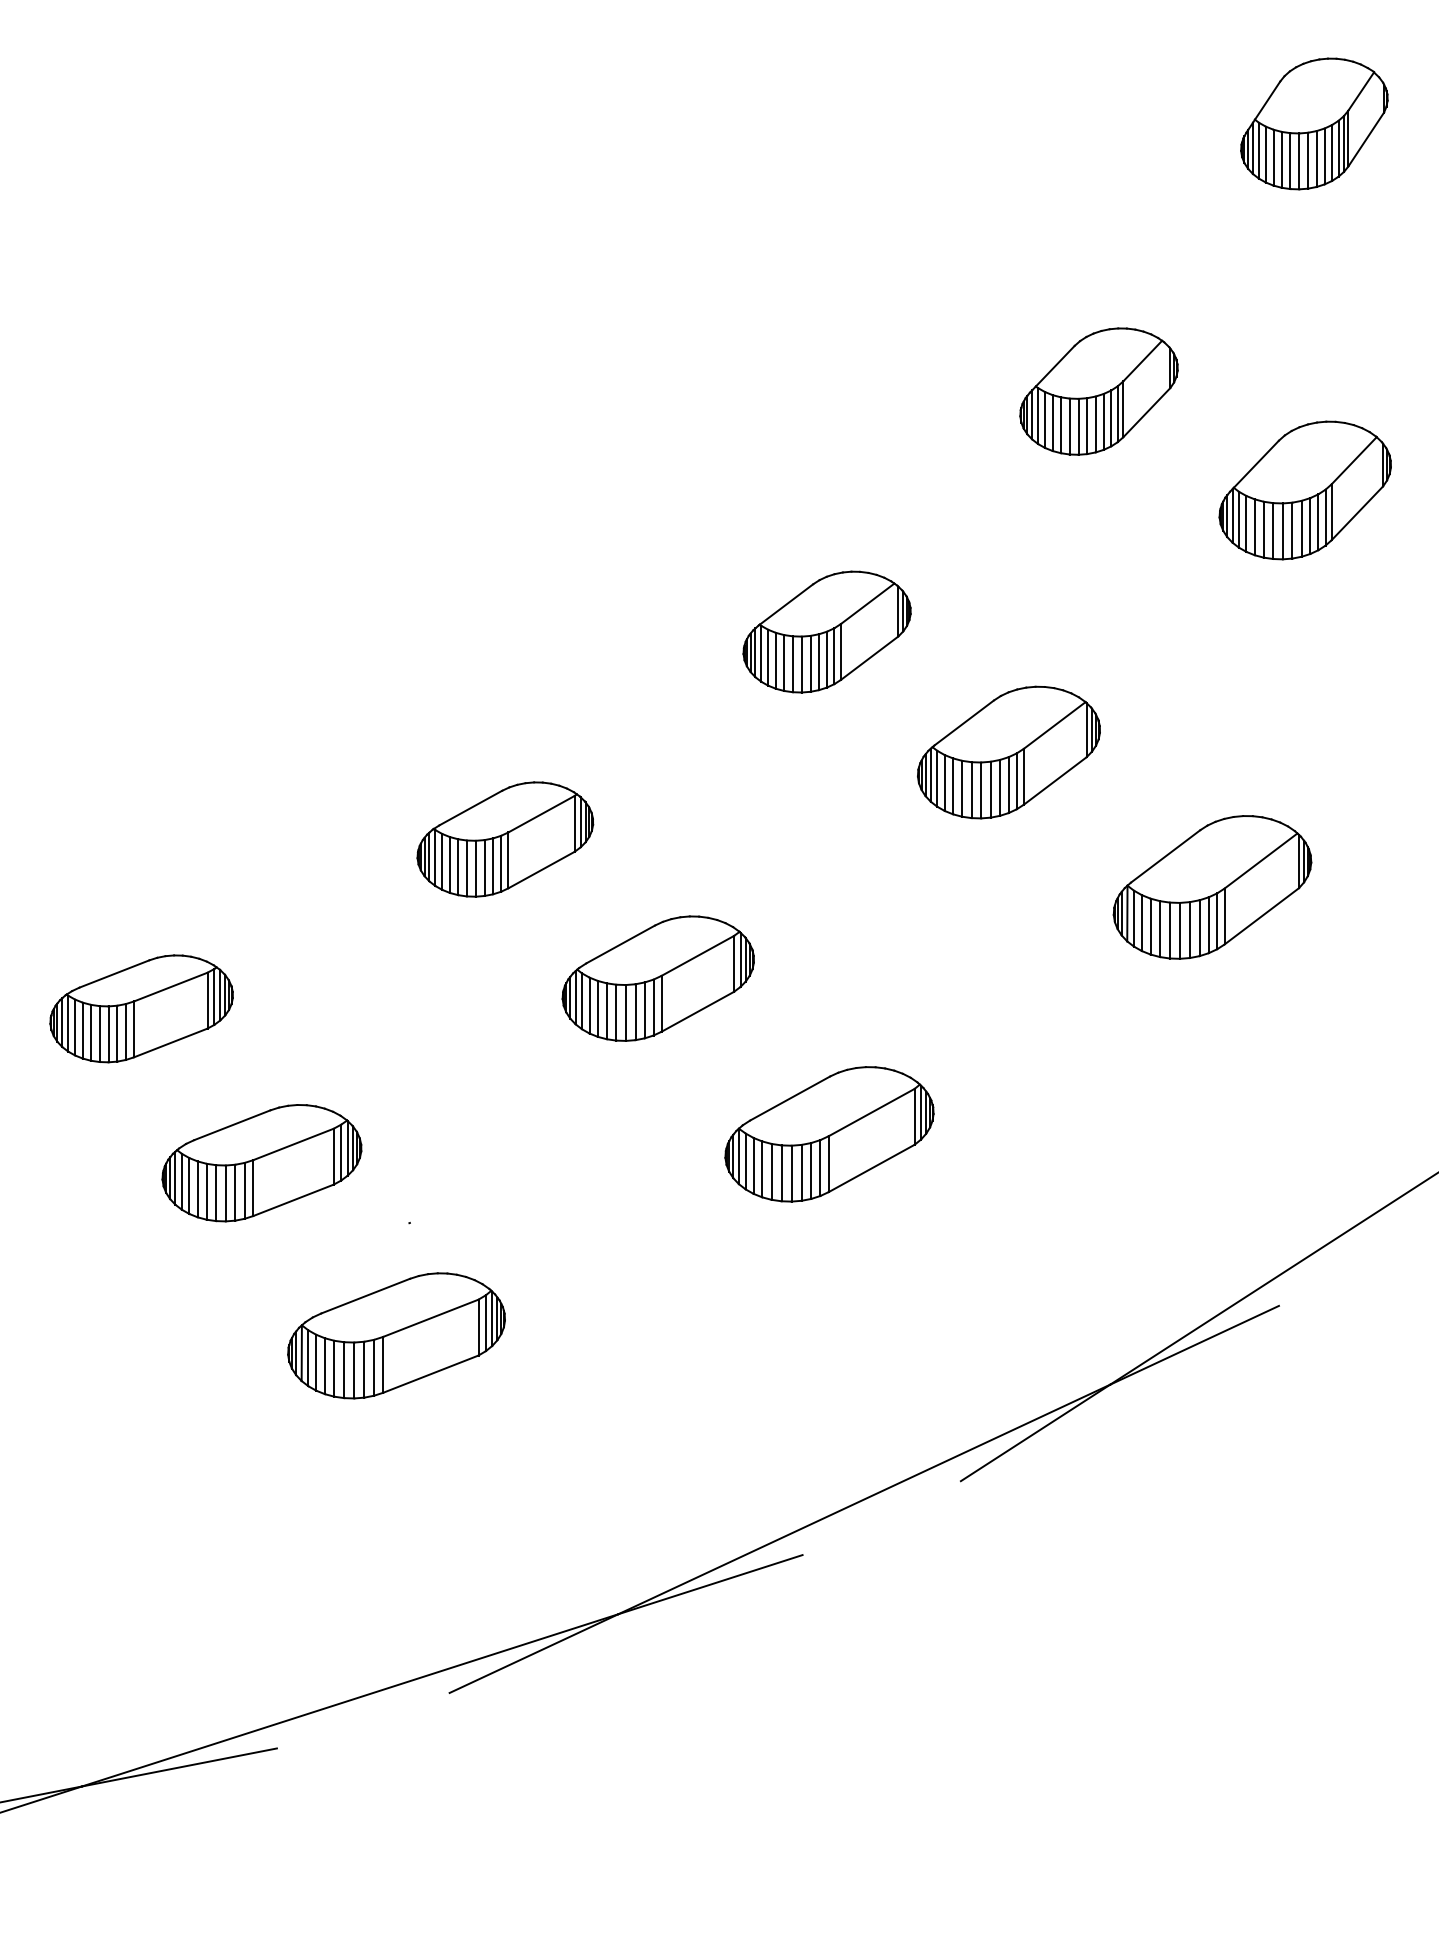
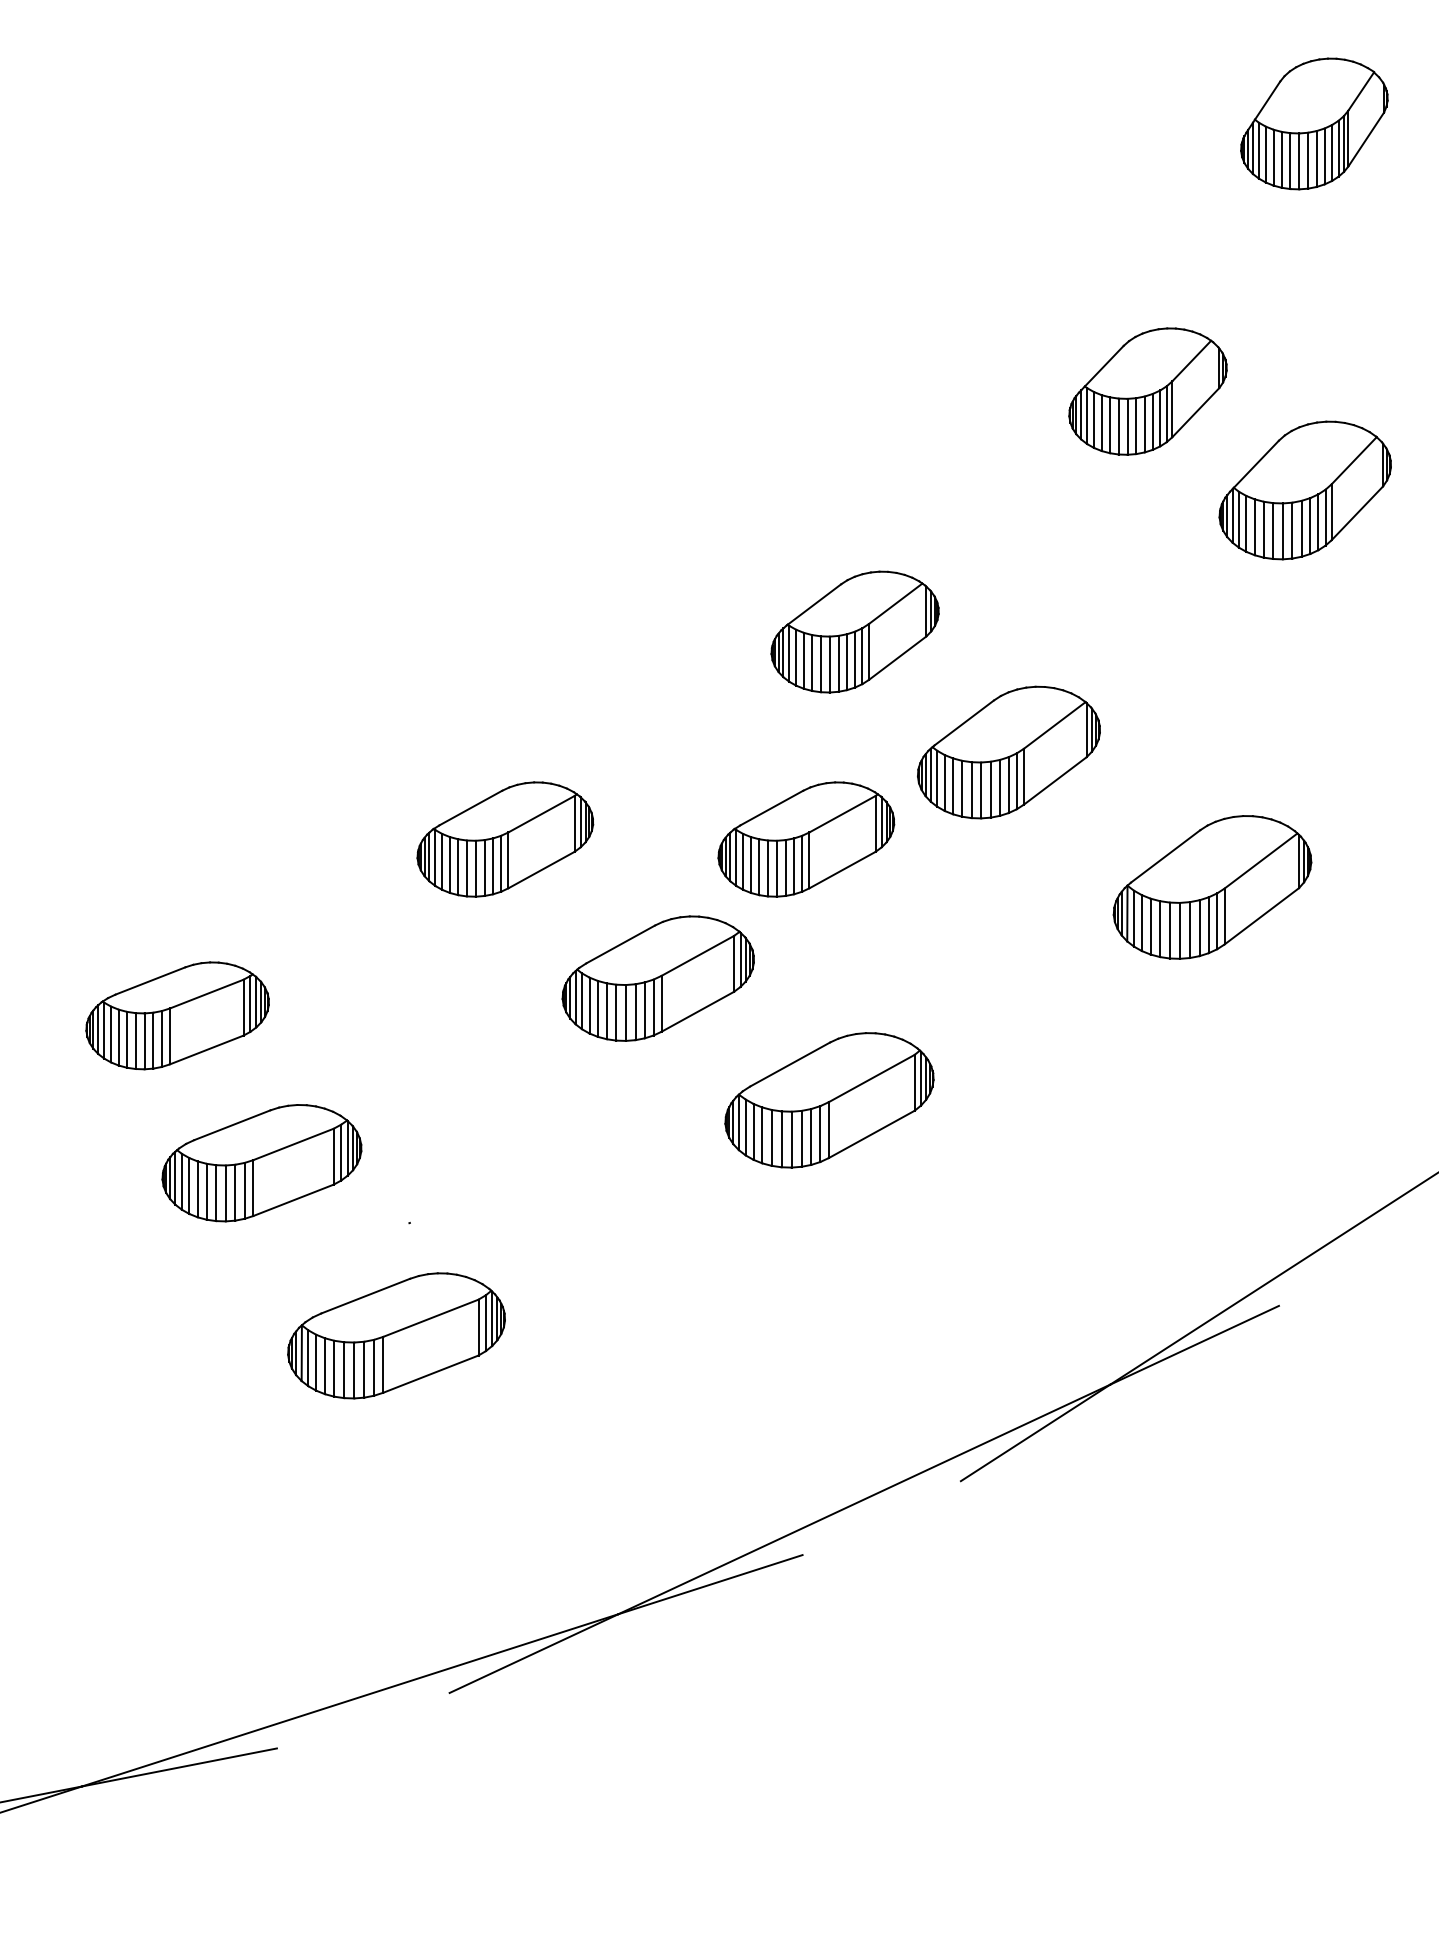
part position: (1098, 391) -> (1147, 391) (1147, 391)
part position: (826, 631) -> (854, 631) (854, 631)
part: none -> present (806, 839)
part position: (141, 1008) -> (177, 1015) (177, 1015)
part position: (829, 1134) -> (829, 1100) (829, 1100)
